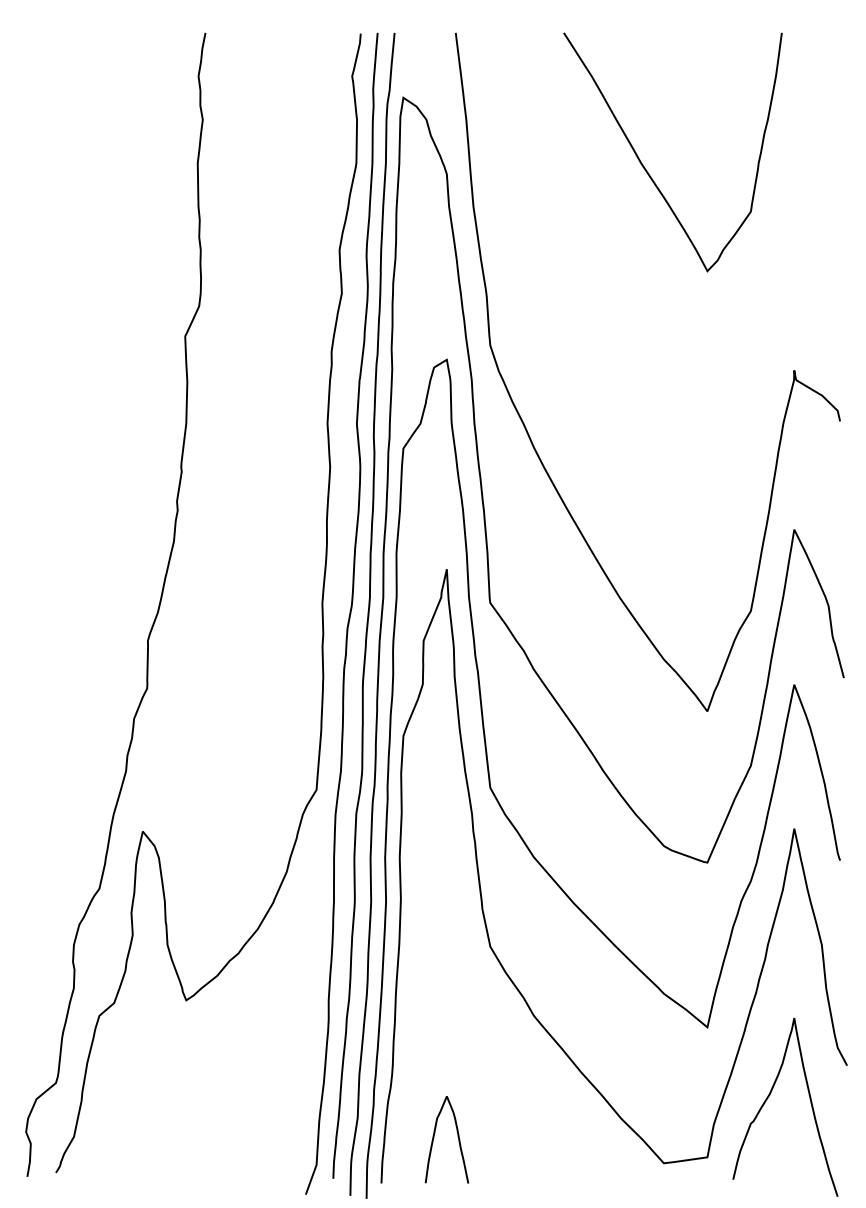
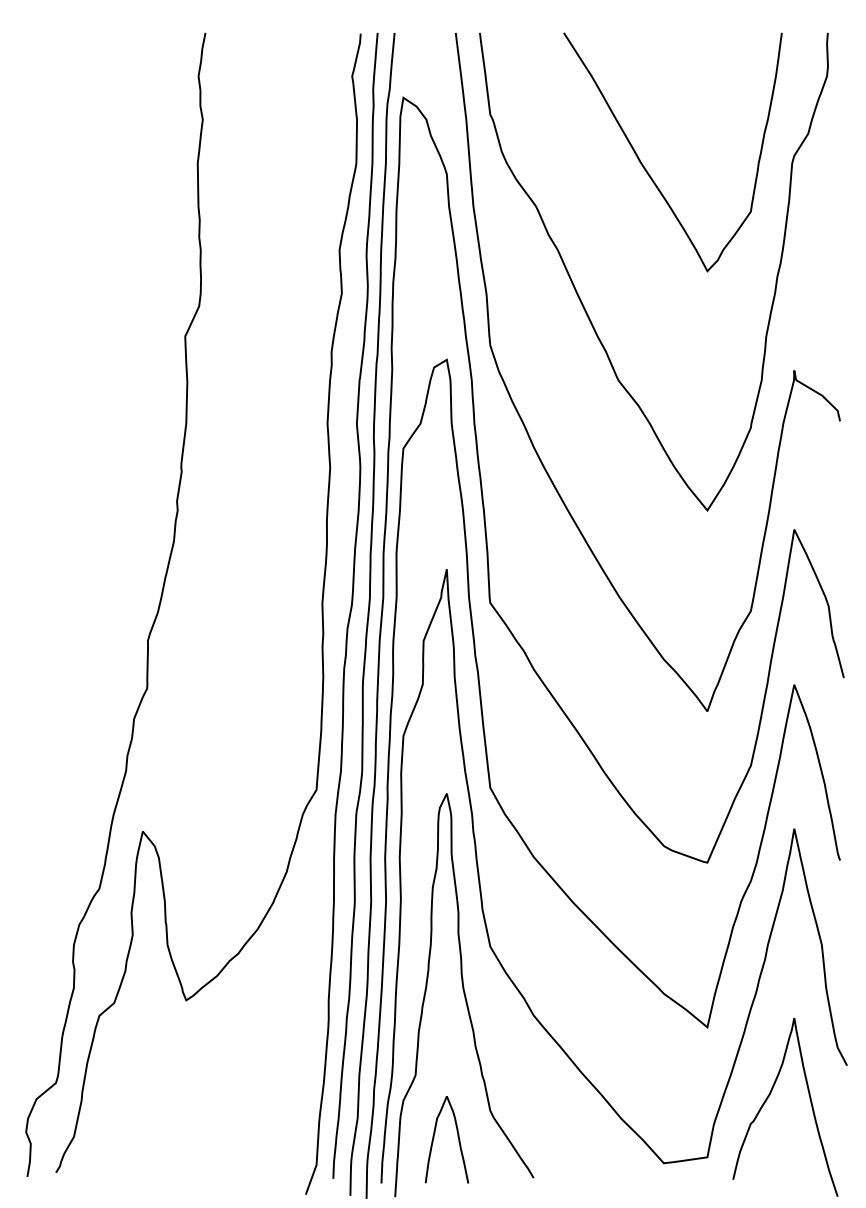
curve: none -> present (581, 299)
curve: none -> present (464, 995)
